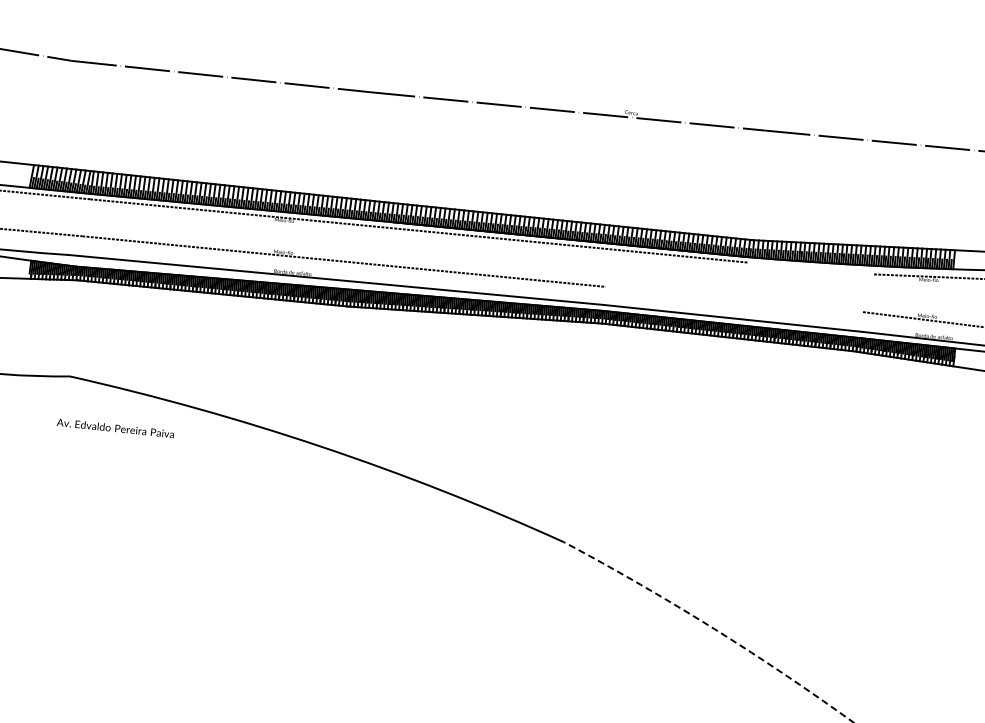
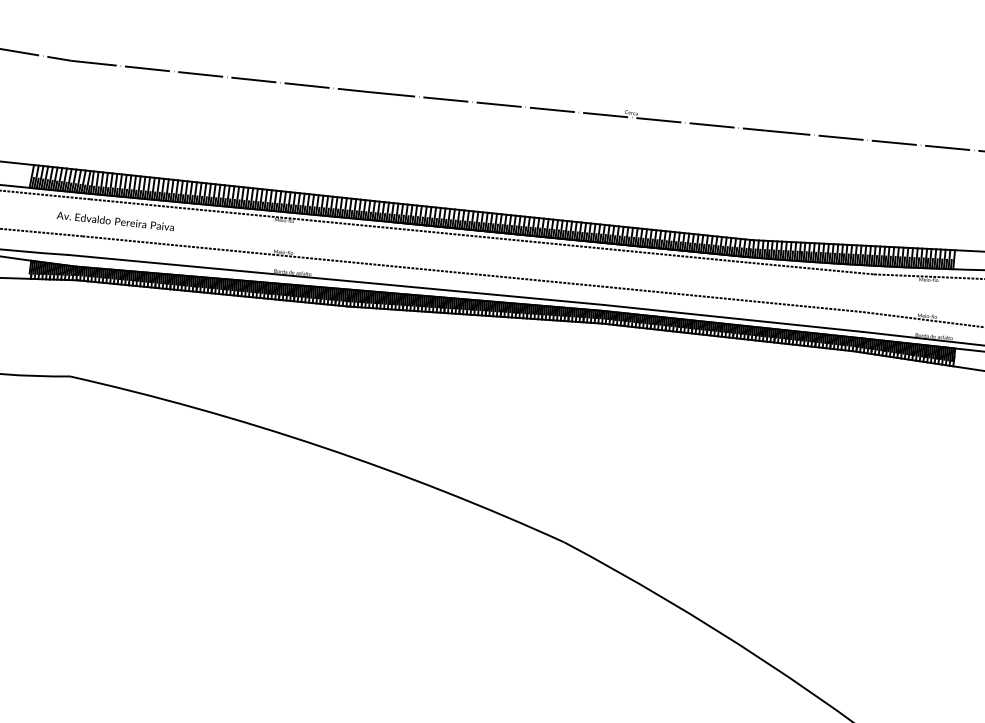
line: none -> present (811, 268)
line: none -> present (734, 299)
text position: (114, 428) -> (114, 221) (114, 221)
arc: dashed -> solid (712, 627)
